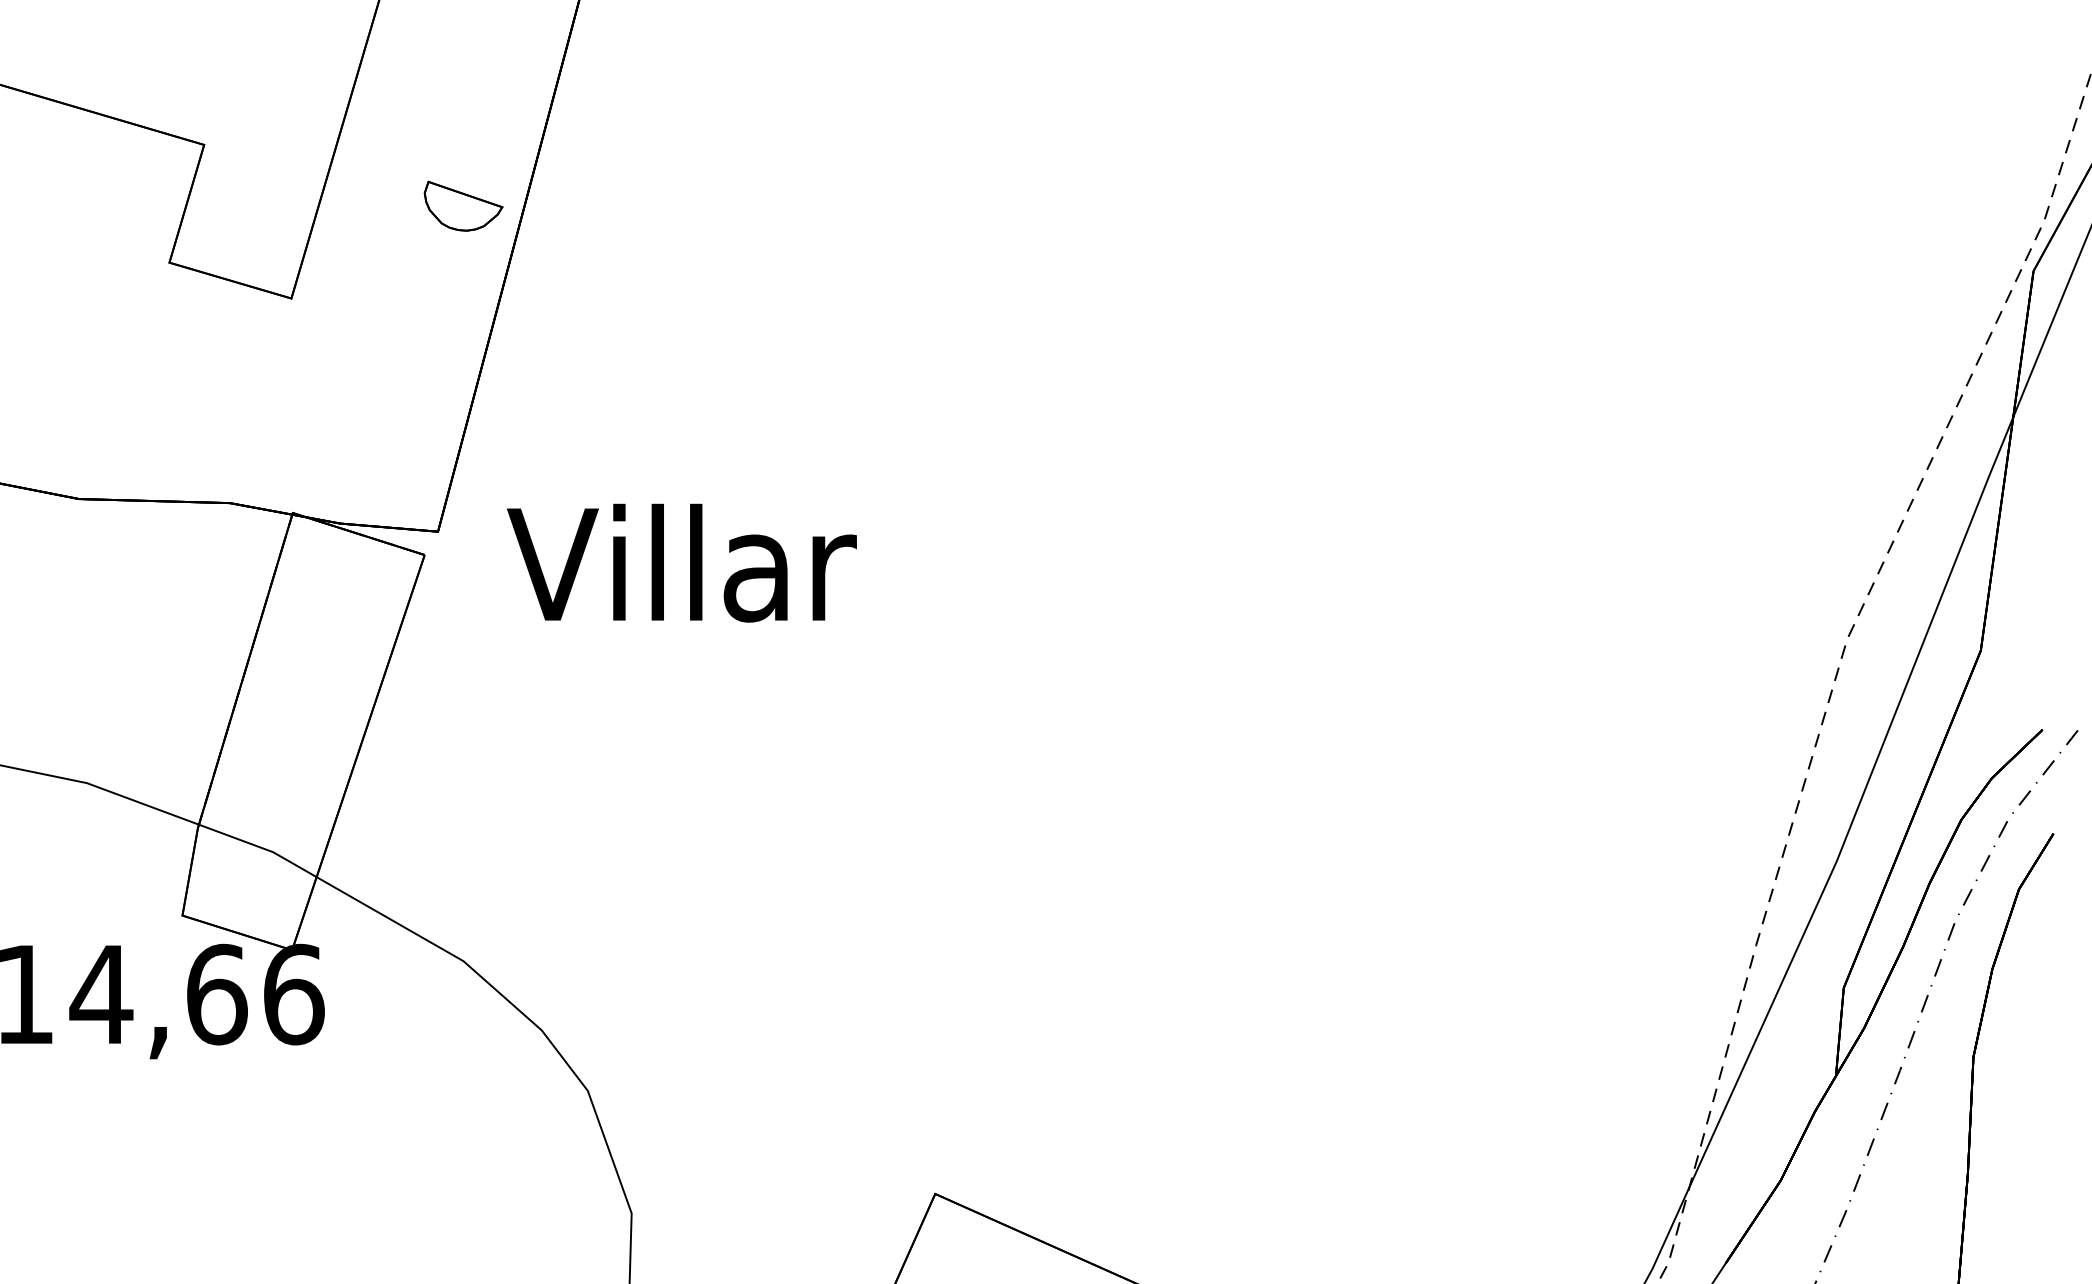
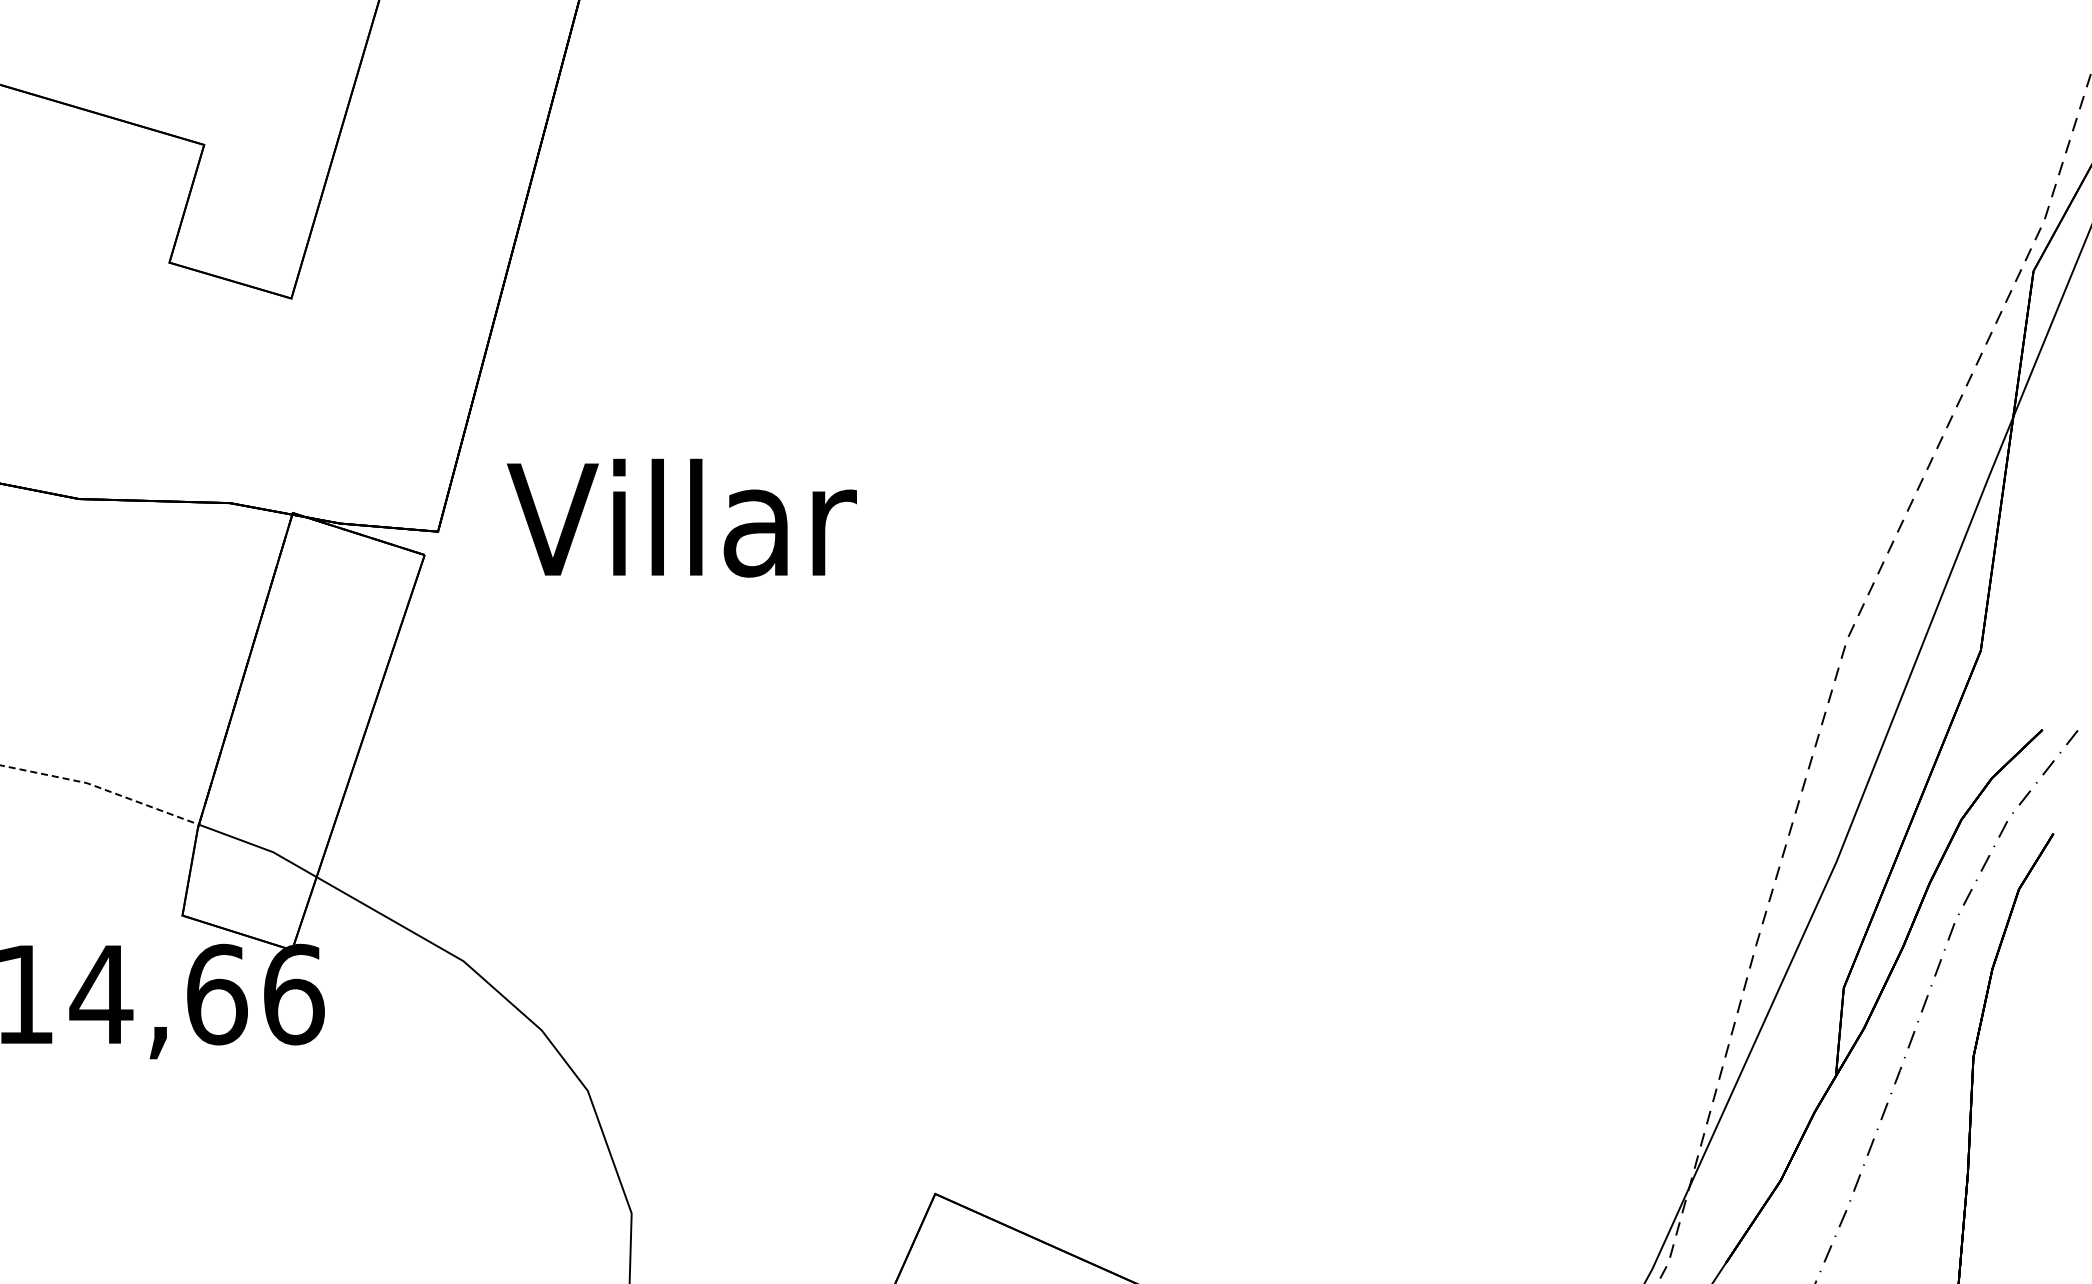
part: present -> none (463, 205)
text position: (681, 562) -> (681, 517) (681, 517)
line: solid -> dashed (101, 788)
